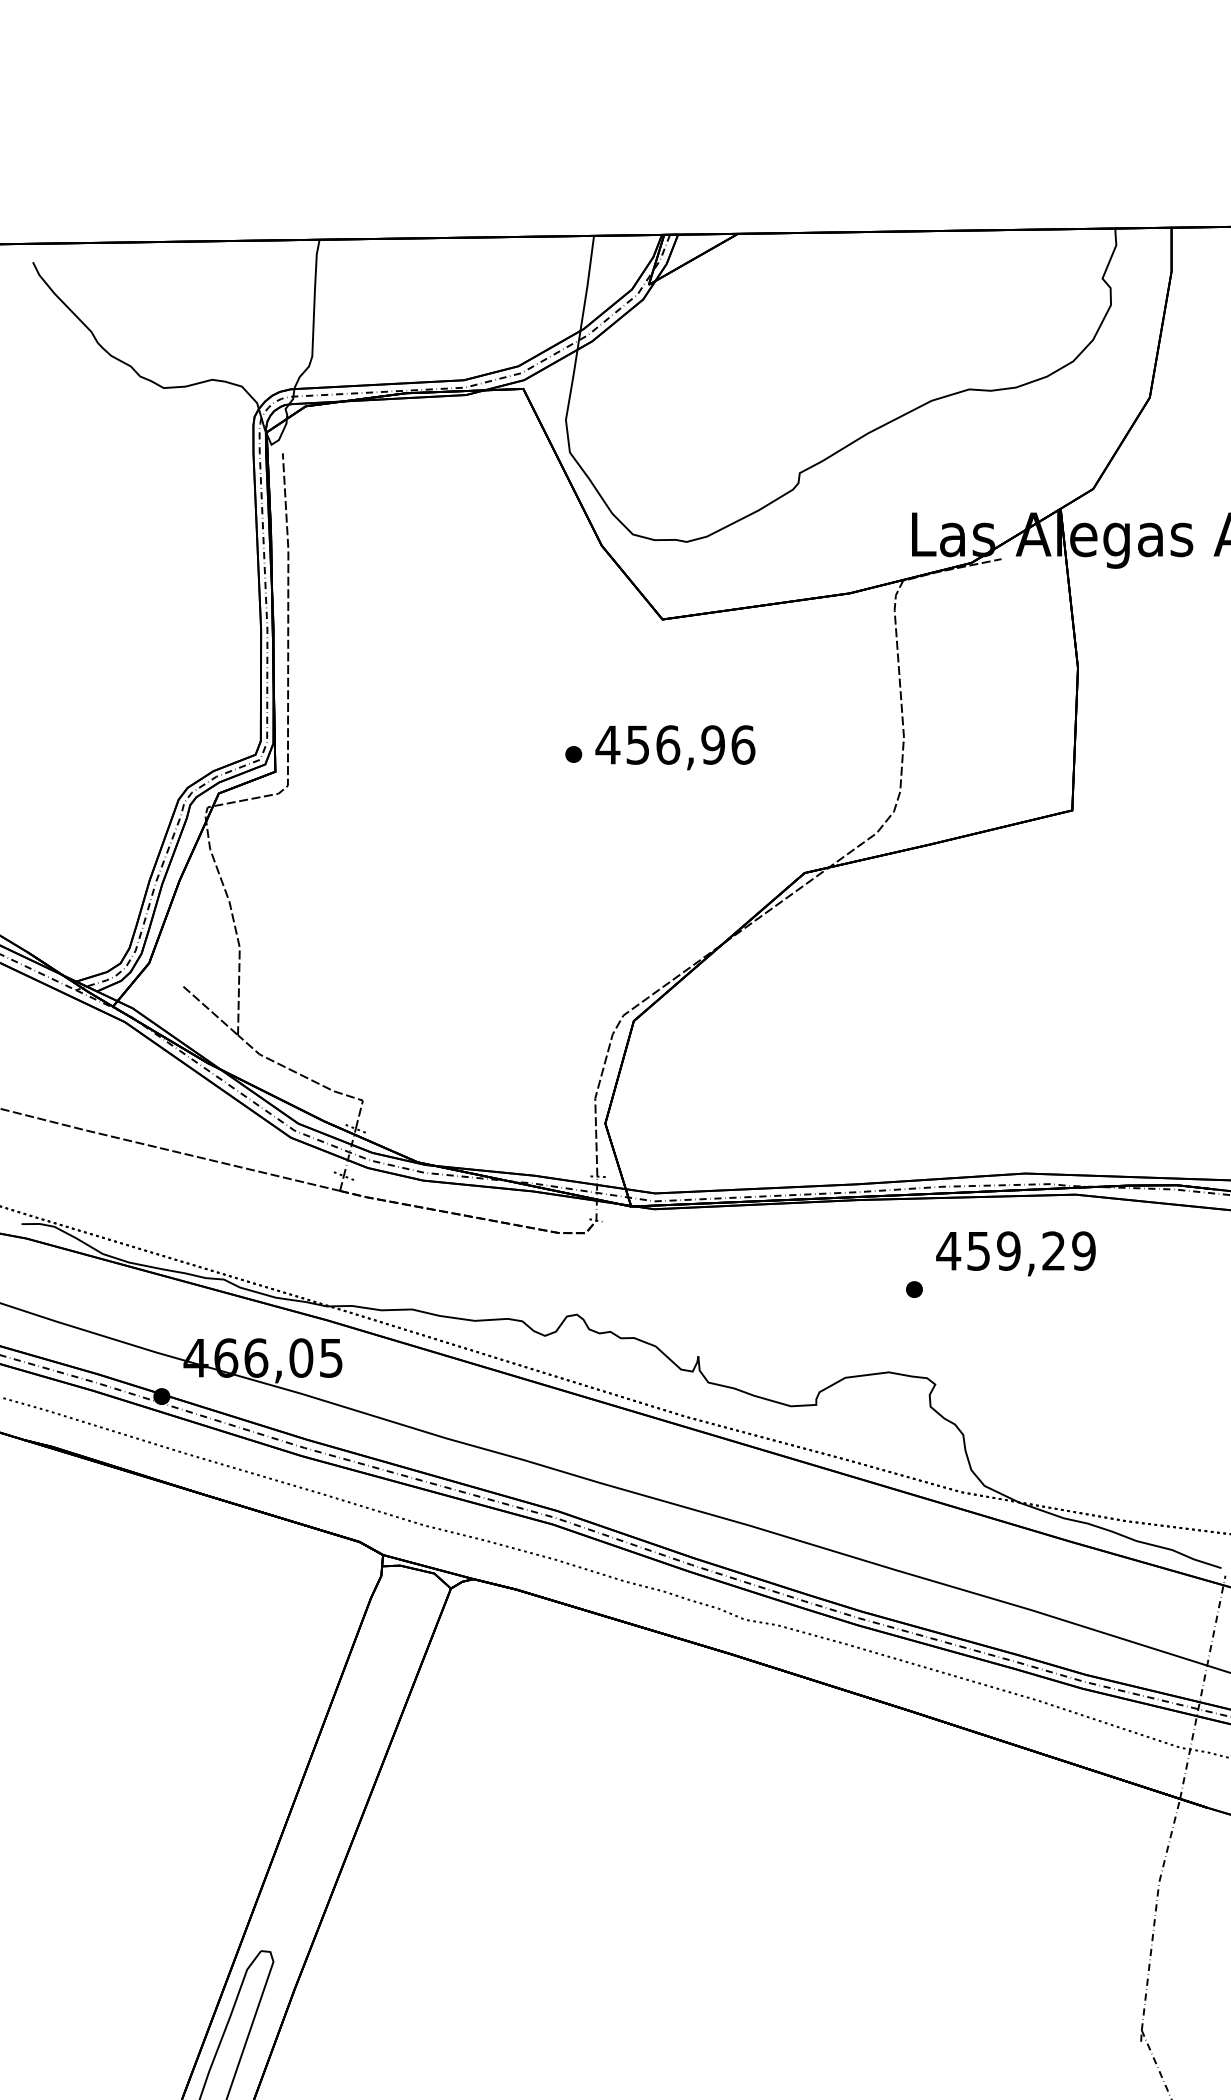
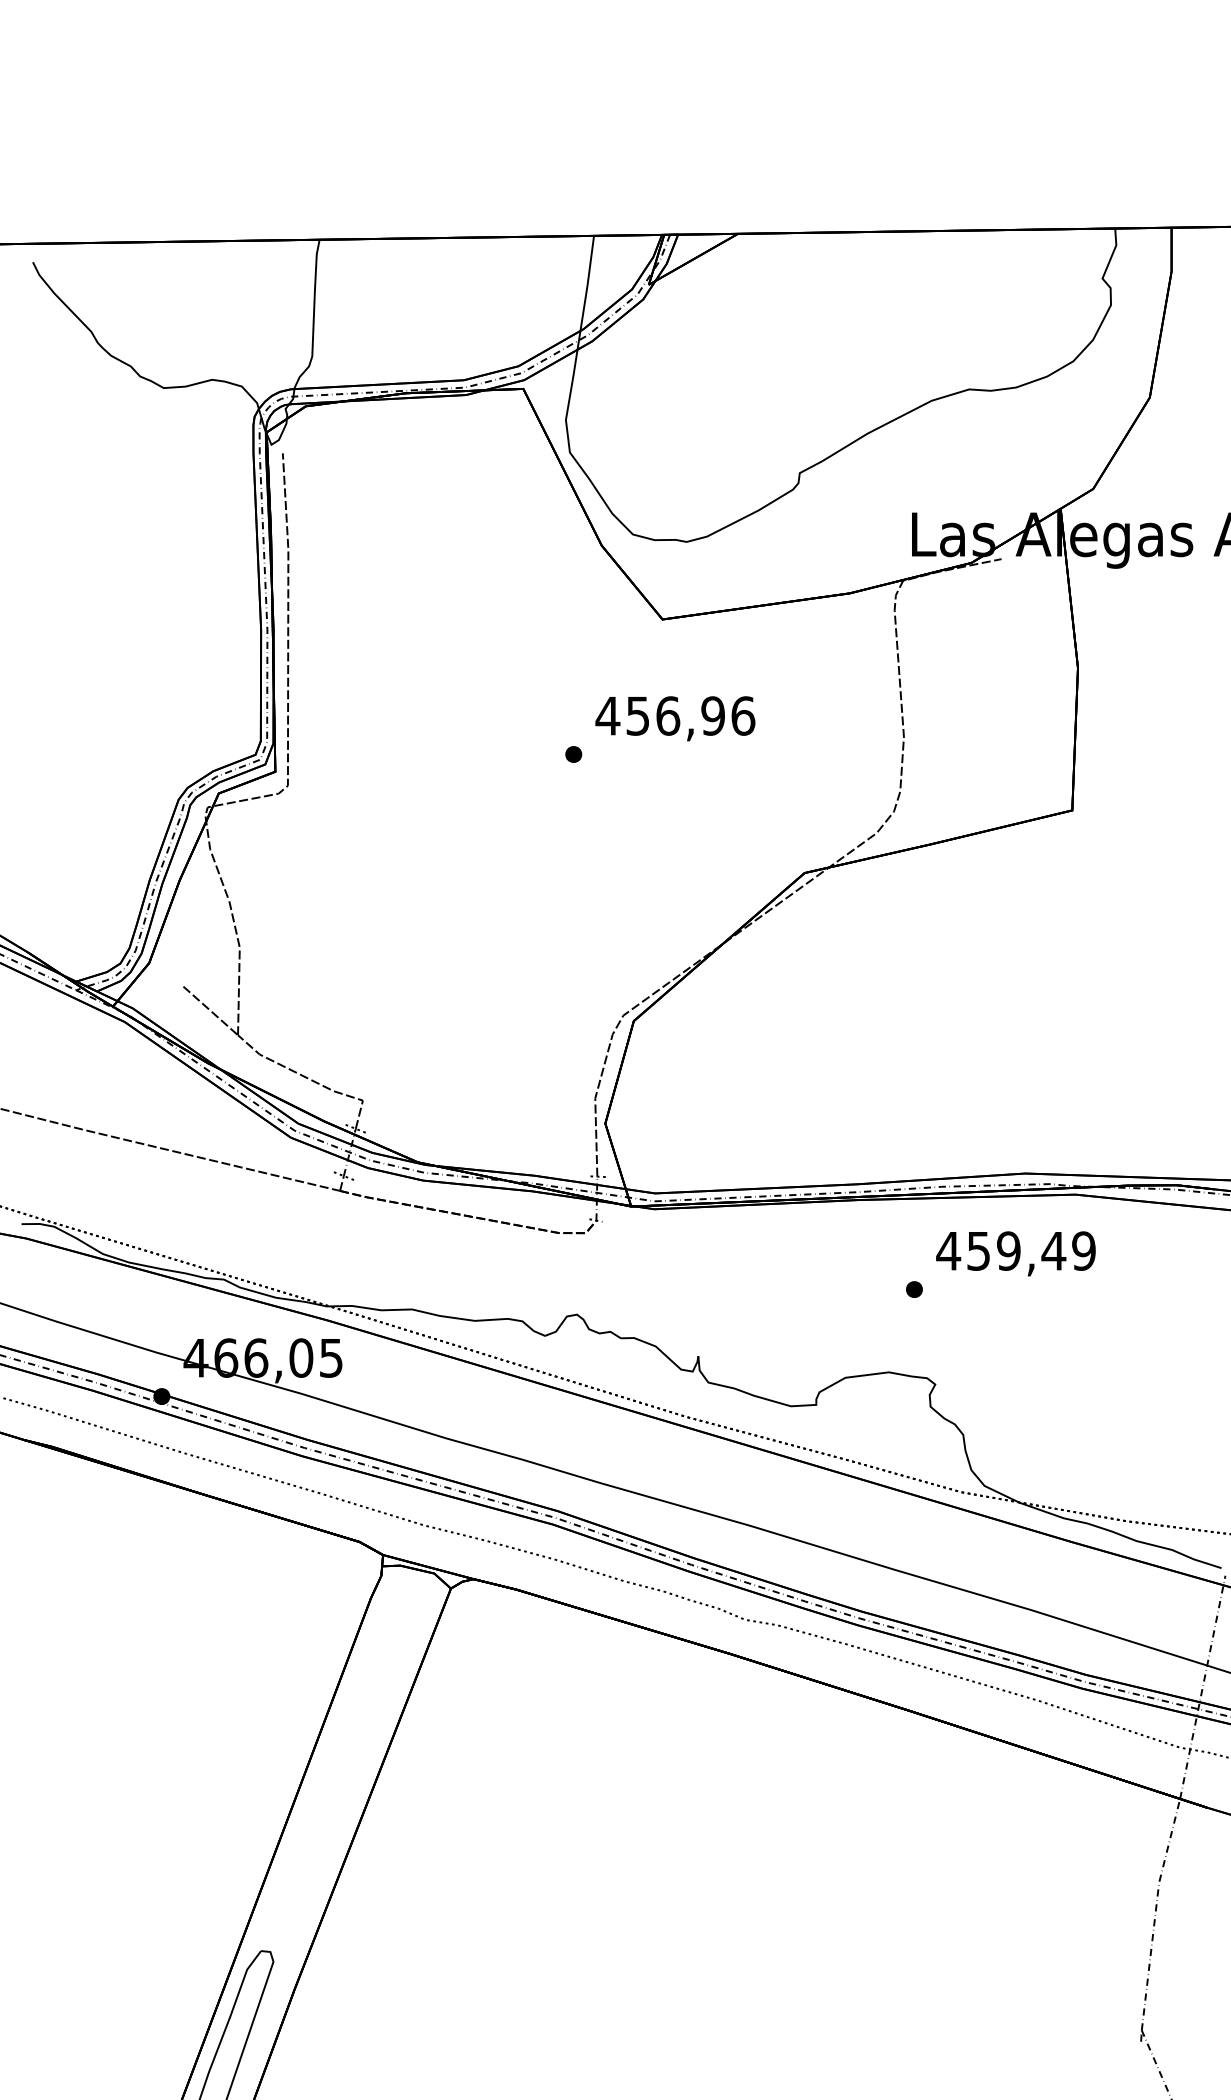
text position: (675, 747) -> (675, 718) (675, 718)
text: 459,29 -> 459,49 (1053, 1250)
